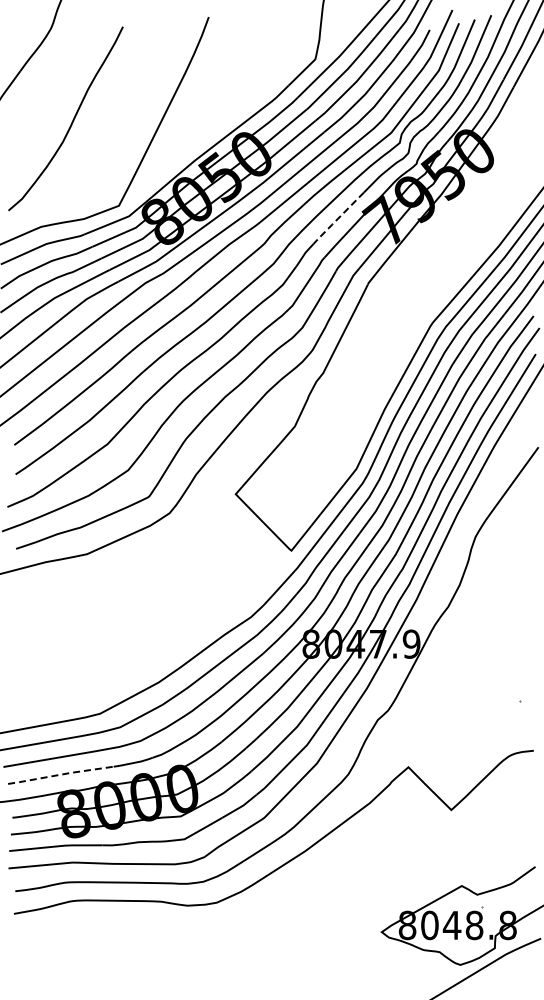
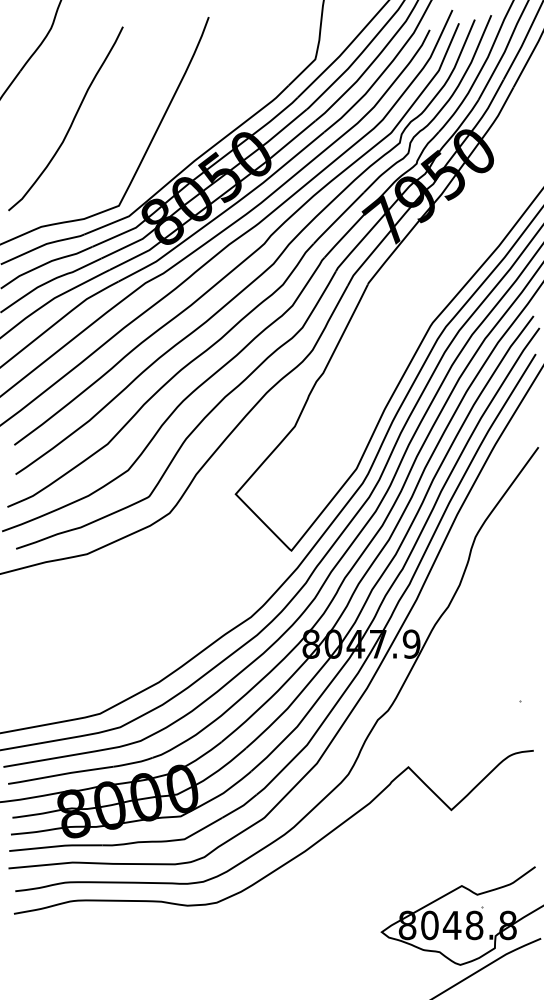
line: dashed -> solid (337, 219)
line: dashed -> solid (61, 774)
